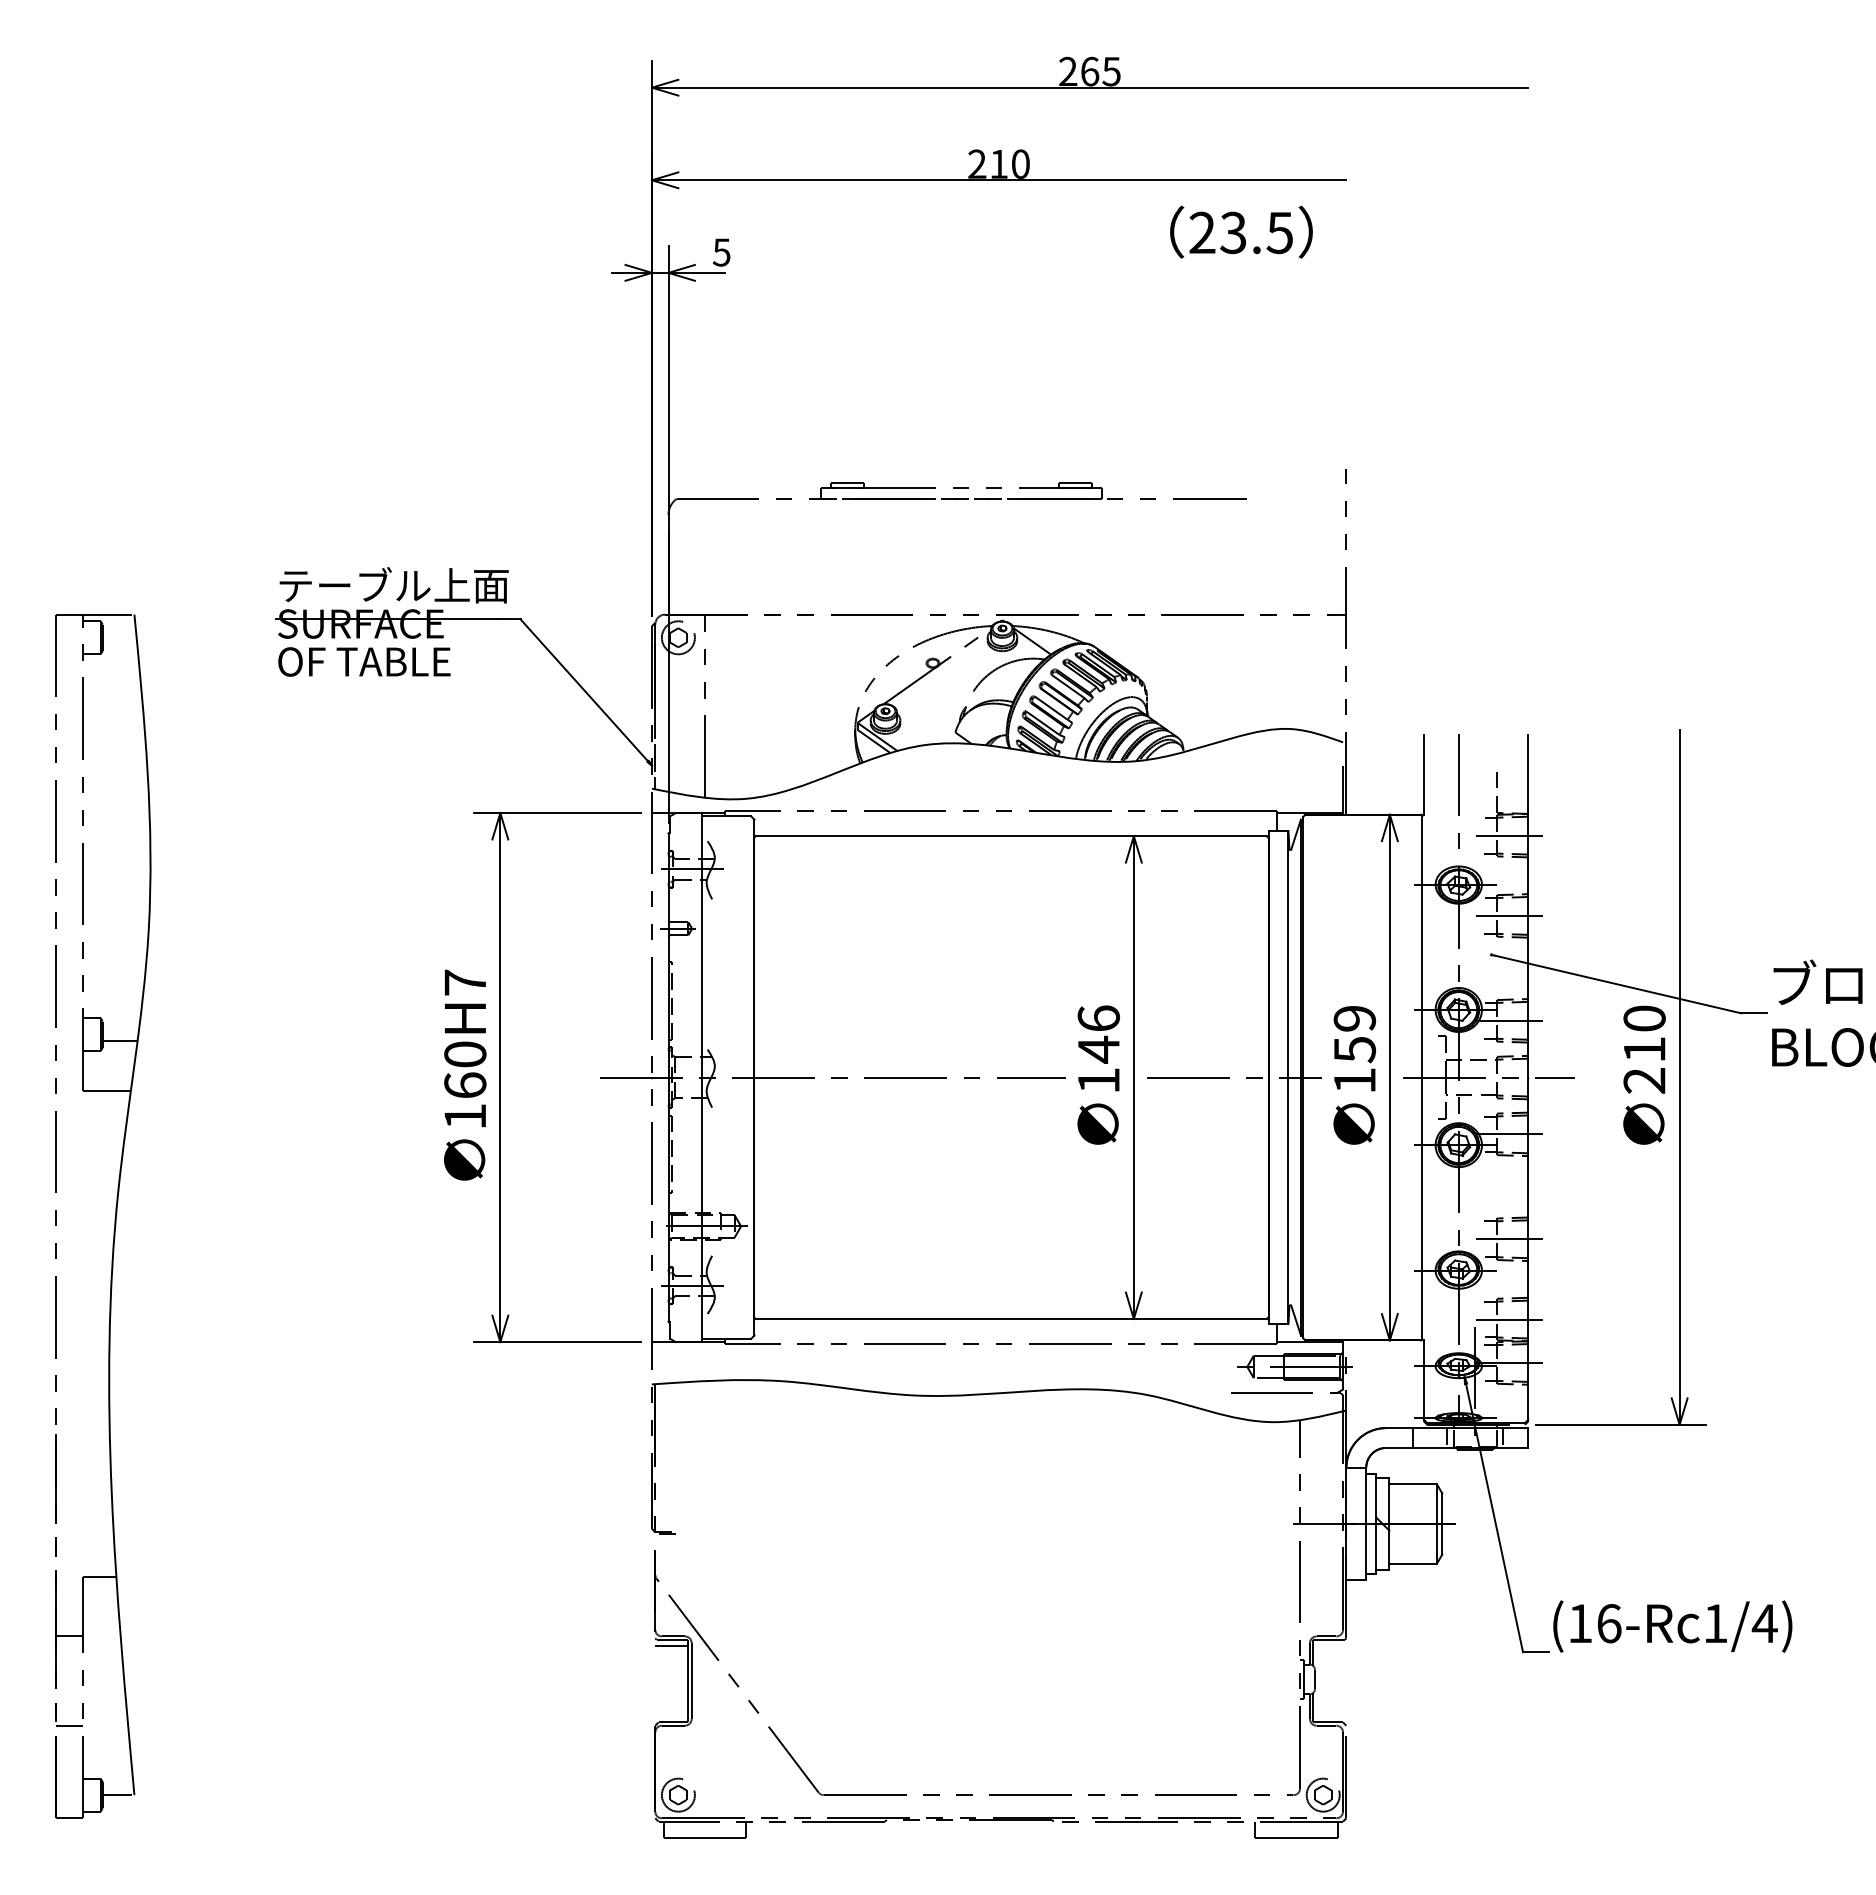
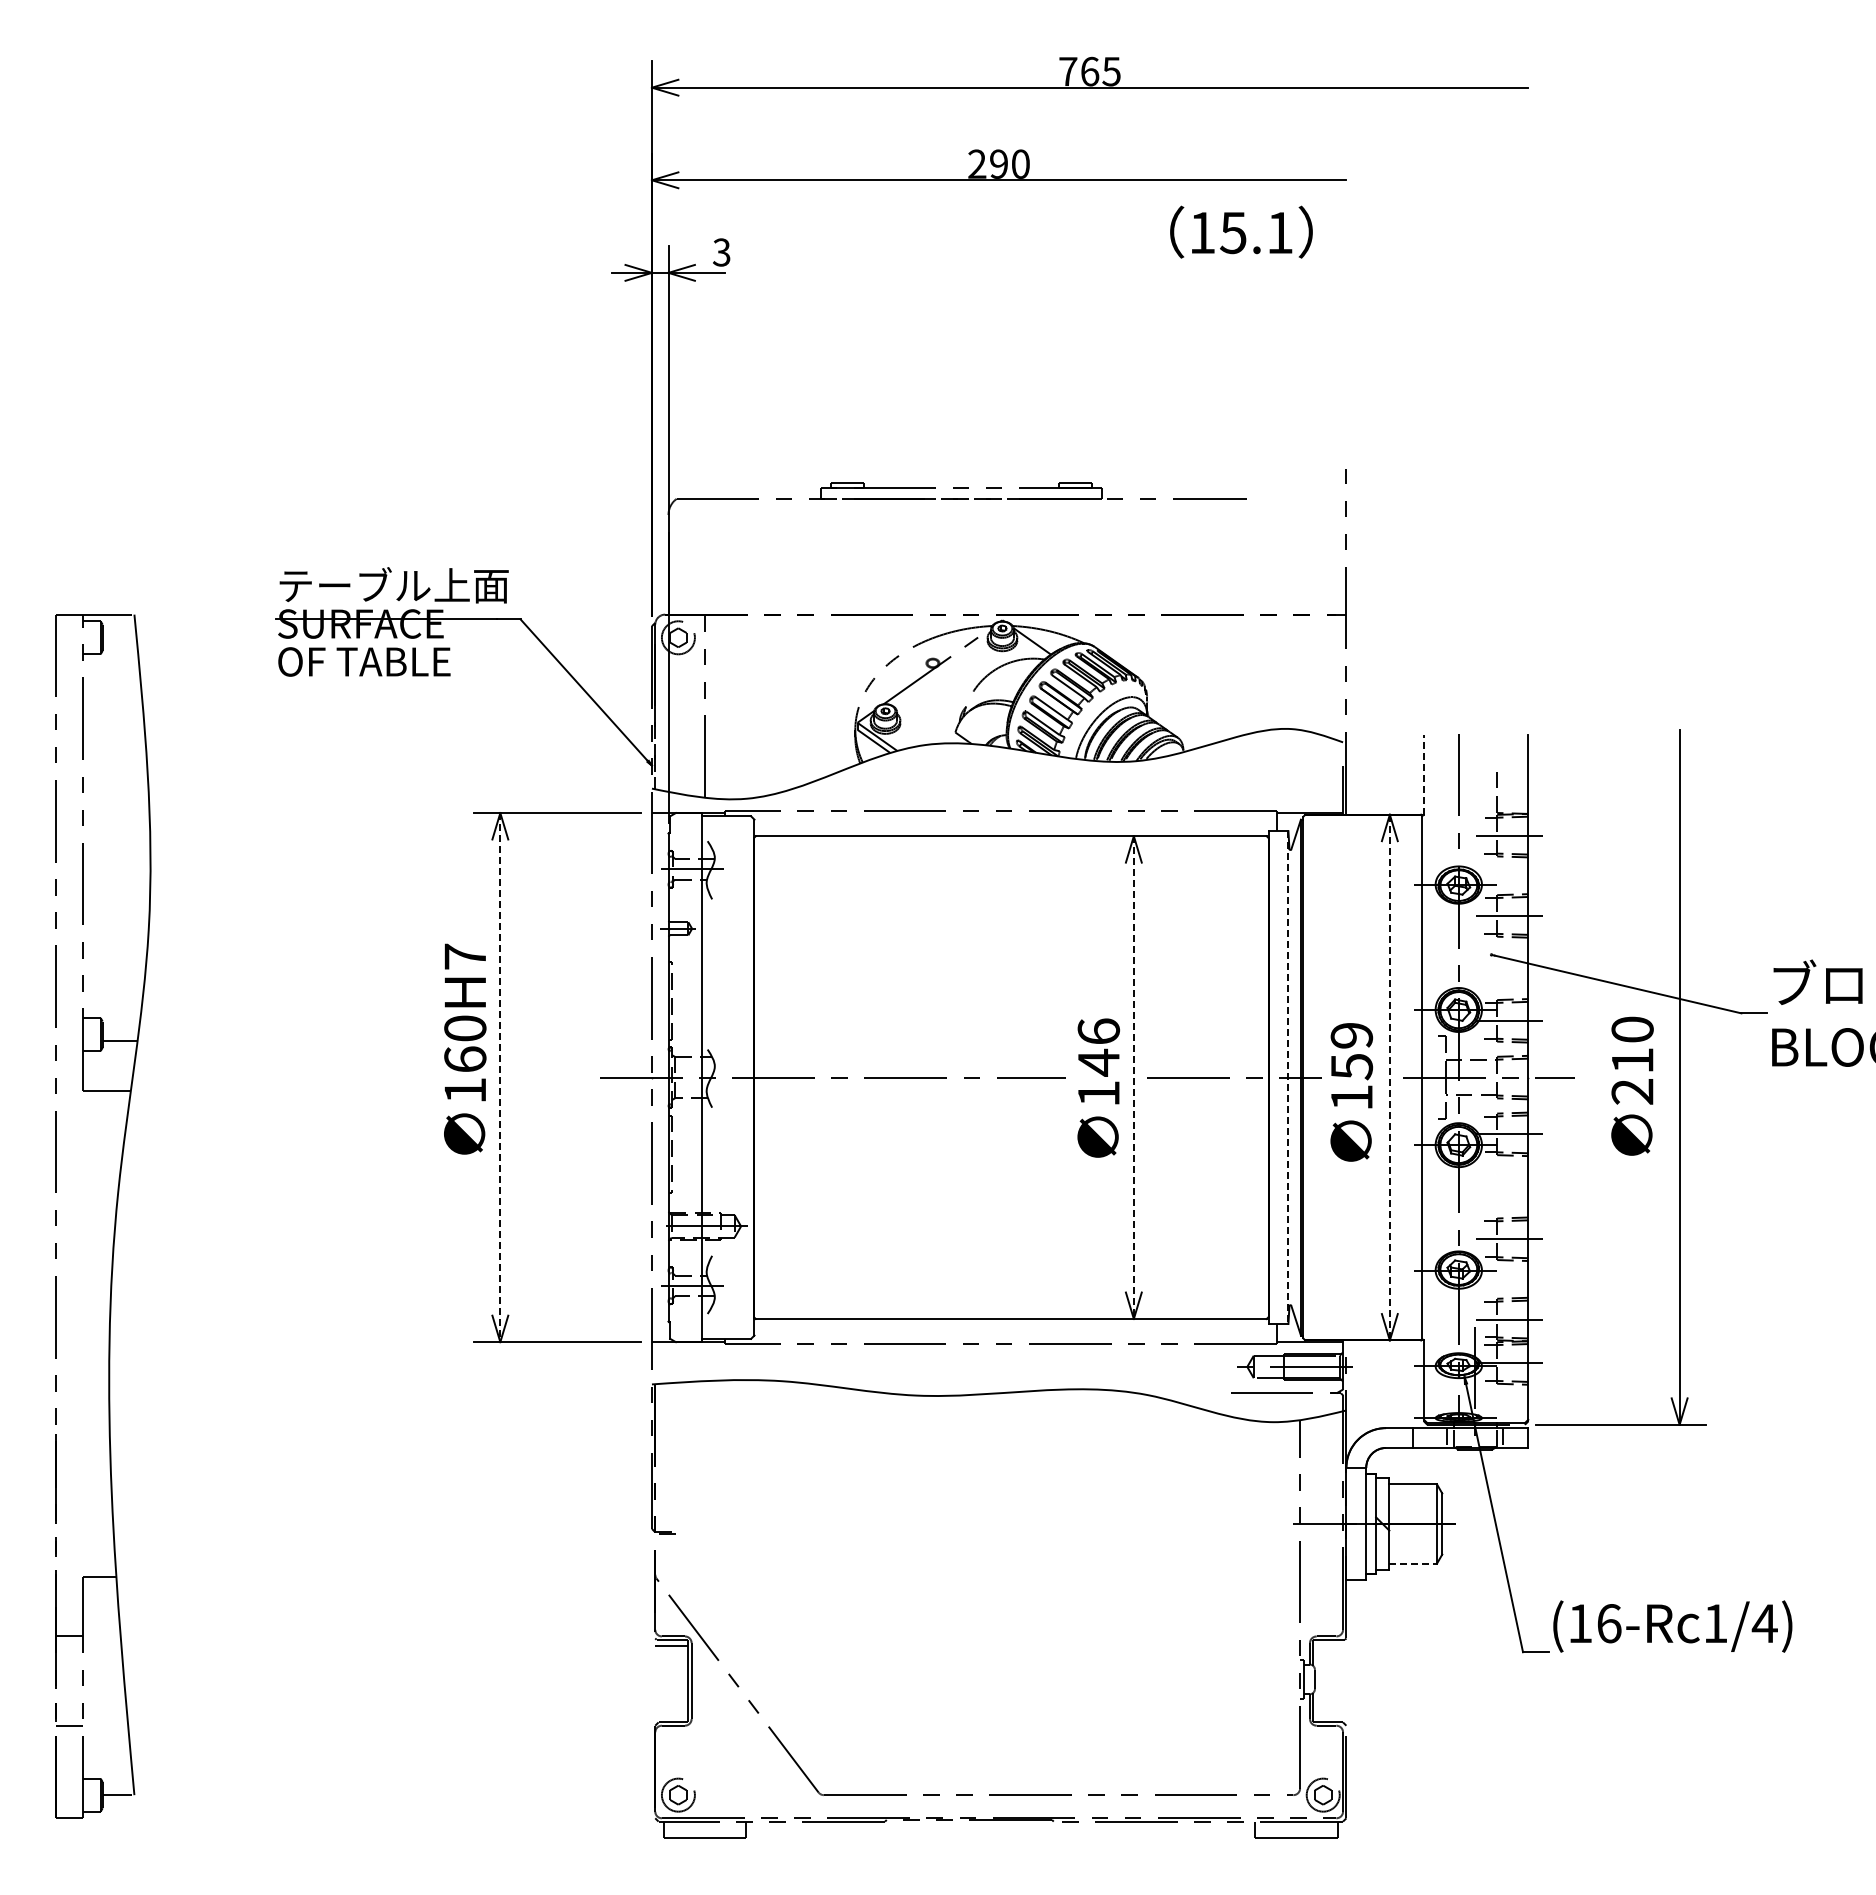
text: 265 -> 765 (1068, 70)
text: 210 -> 290 (998, 163)
text: 23.5 -> 15.1 (1240, 232)
text: 5 -> 3 (721, 252)
line: solid -> dashed (1424, 775)
text position: (465, 1074) -> (465, 1048) (465, 1048)
text position: (1098, 1074) -> (1098, 1087) (1098, 1087)
text position: (1644, 1074) -> (1632, 1085) (1632, 1085)
text position: (1354, 1075) -> (1351, 1092) (1351, 1092)
line: solid -> dashed (500, 1077)
line: solid -> dashed (1389, 1077)
line: solid -> dashed (1133, 1078)
line: solid -> dashed (1288, 1078)
line: solid -> dashed (1413, 1563)
